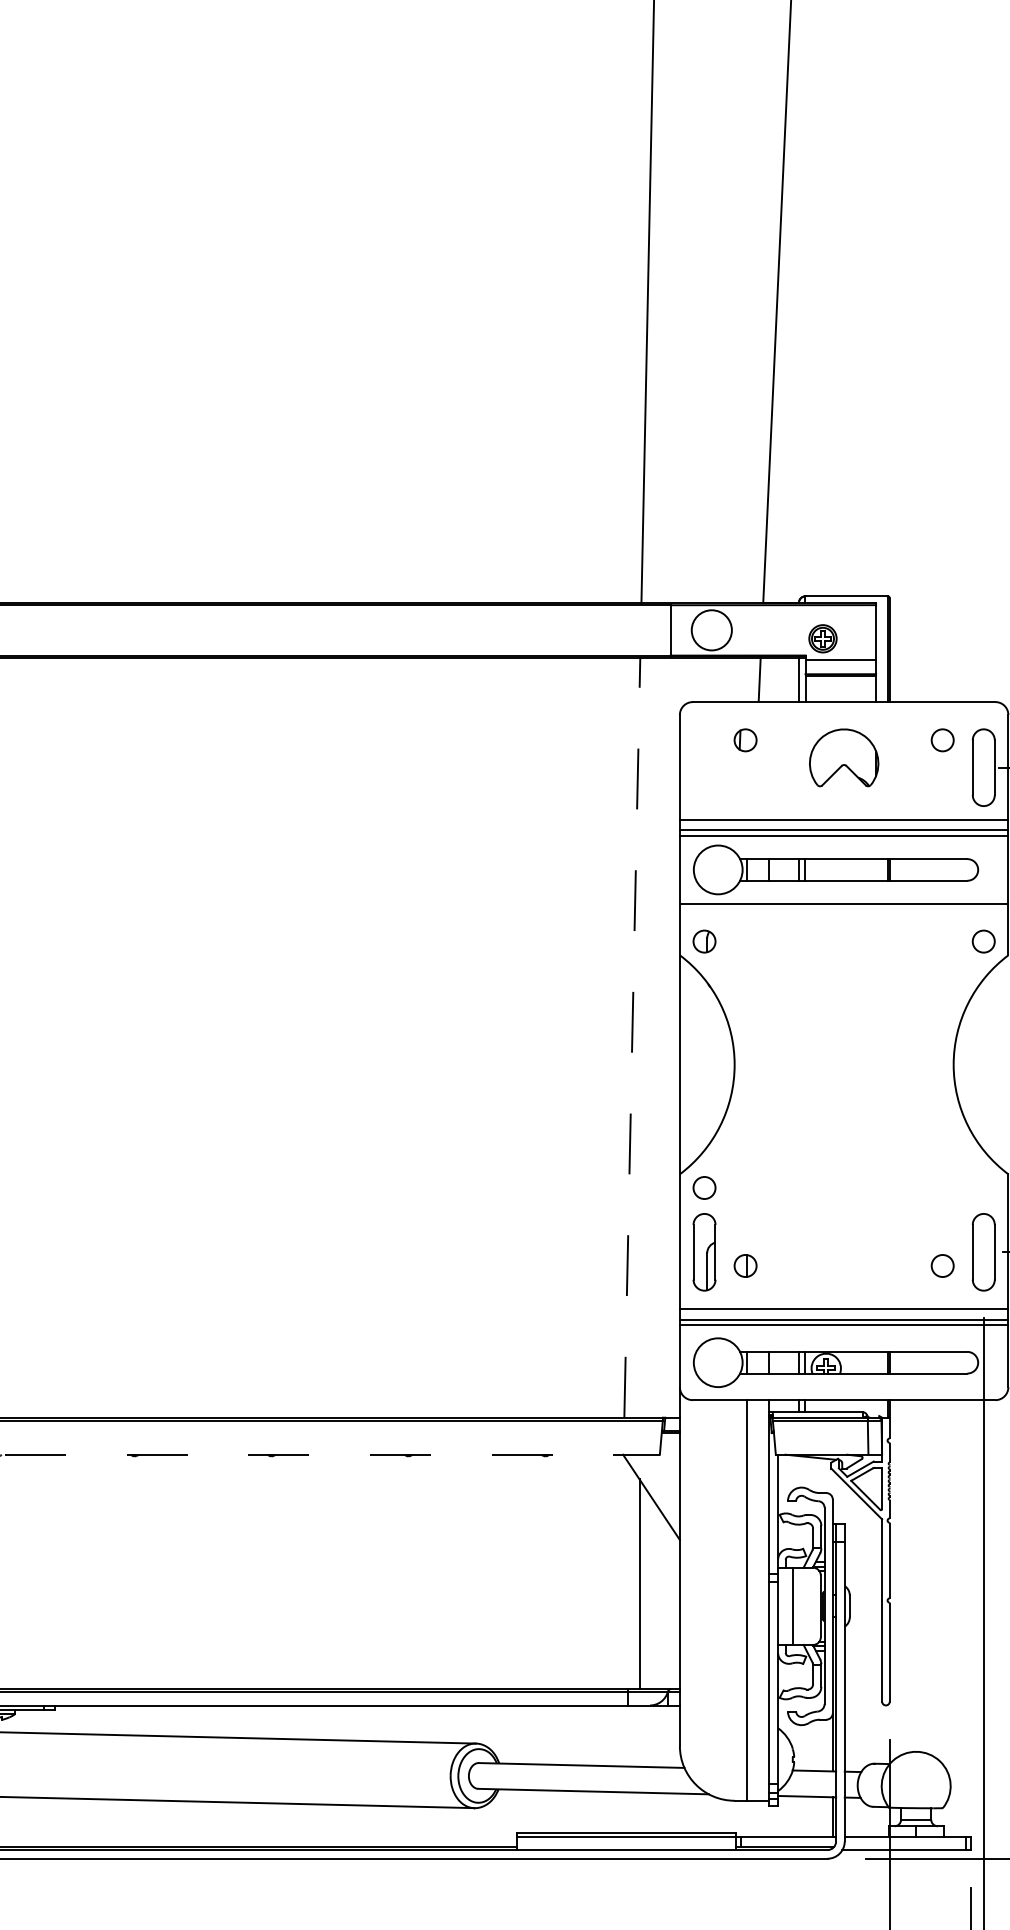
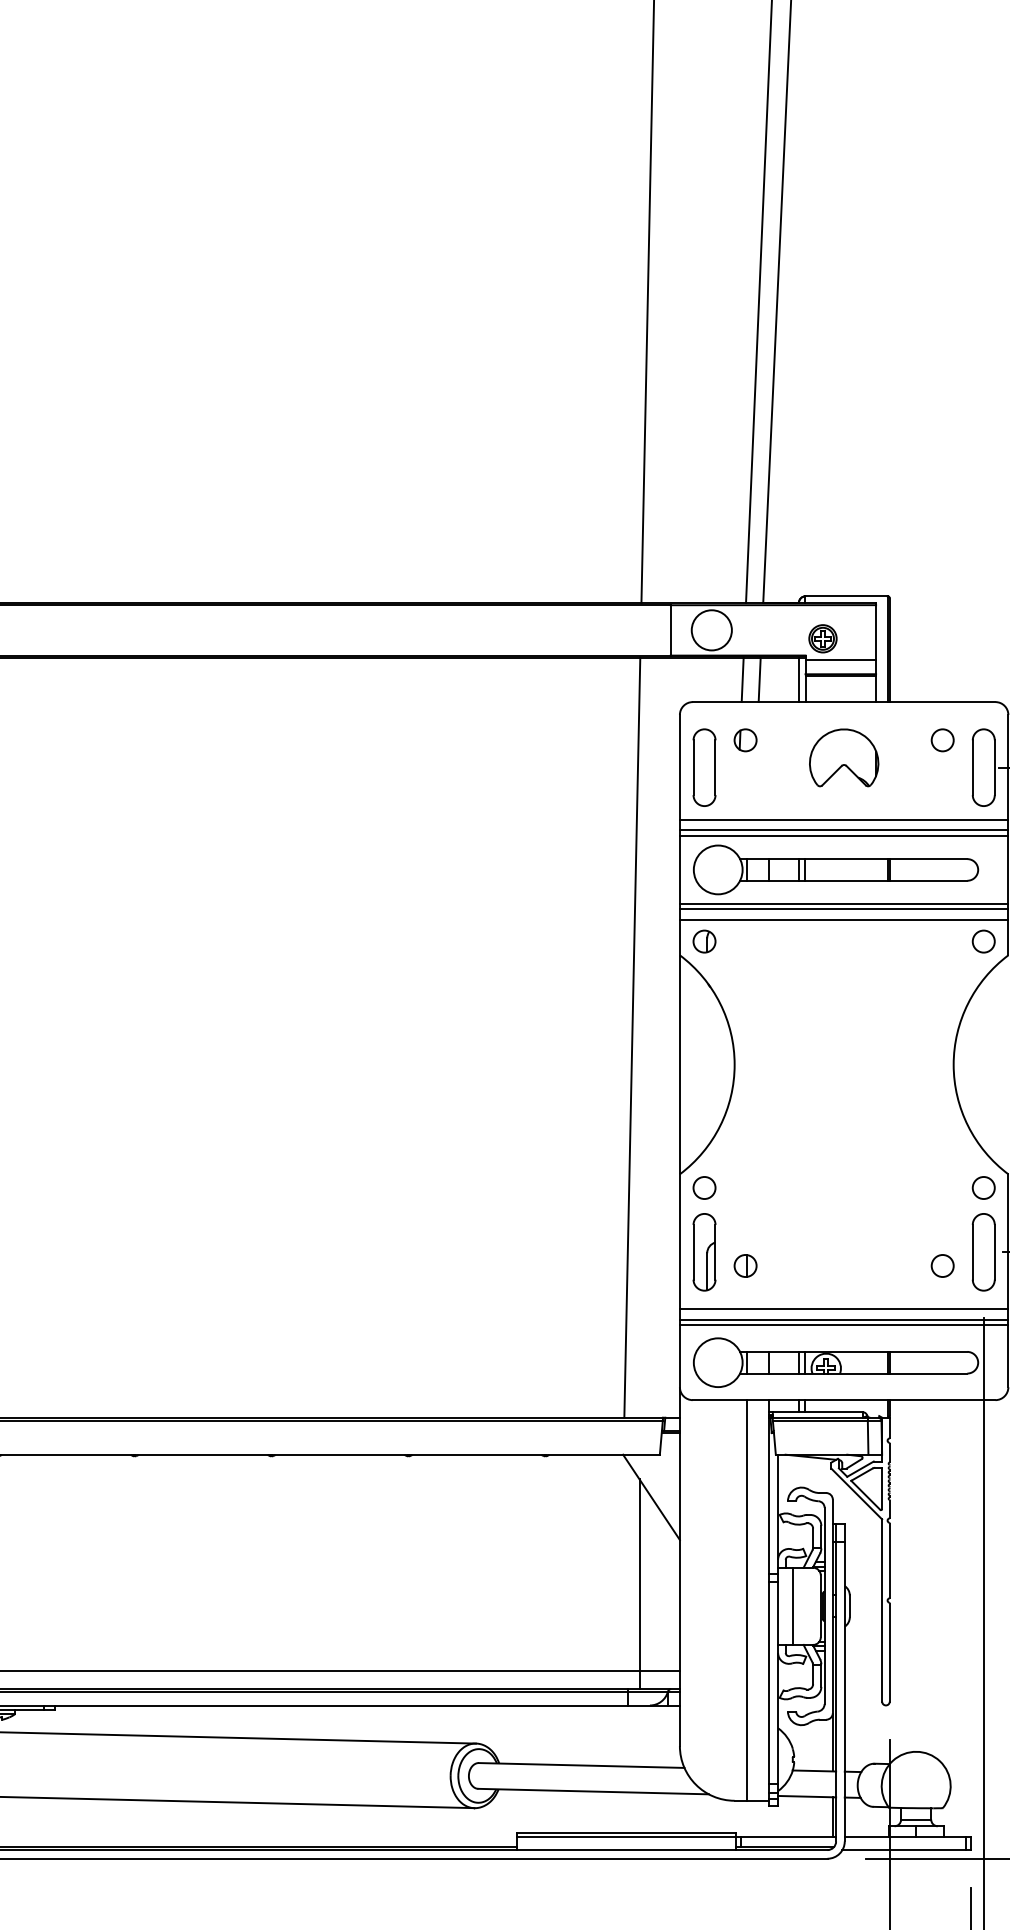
line: none -> present (758, 302)
line: none -> present (742, 679)
part: none -> present (704, 767)
line: none -> present (842, 909)
line: none -> present (842, 920)
line: dashed -> solid (632, 1037)
circle: none -> present (983, 1187)
line: dashed -> solid (330, 1454)
line: none -> present (340, 1671)
